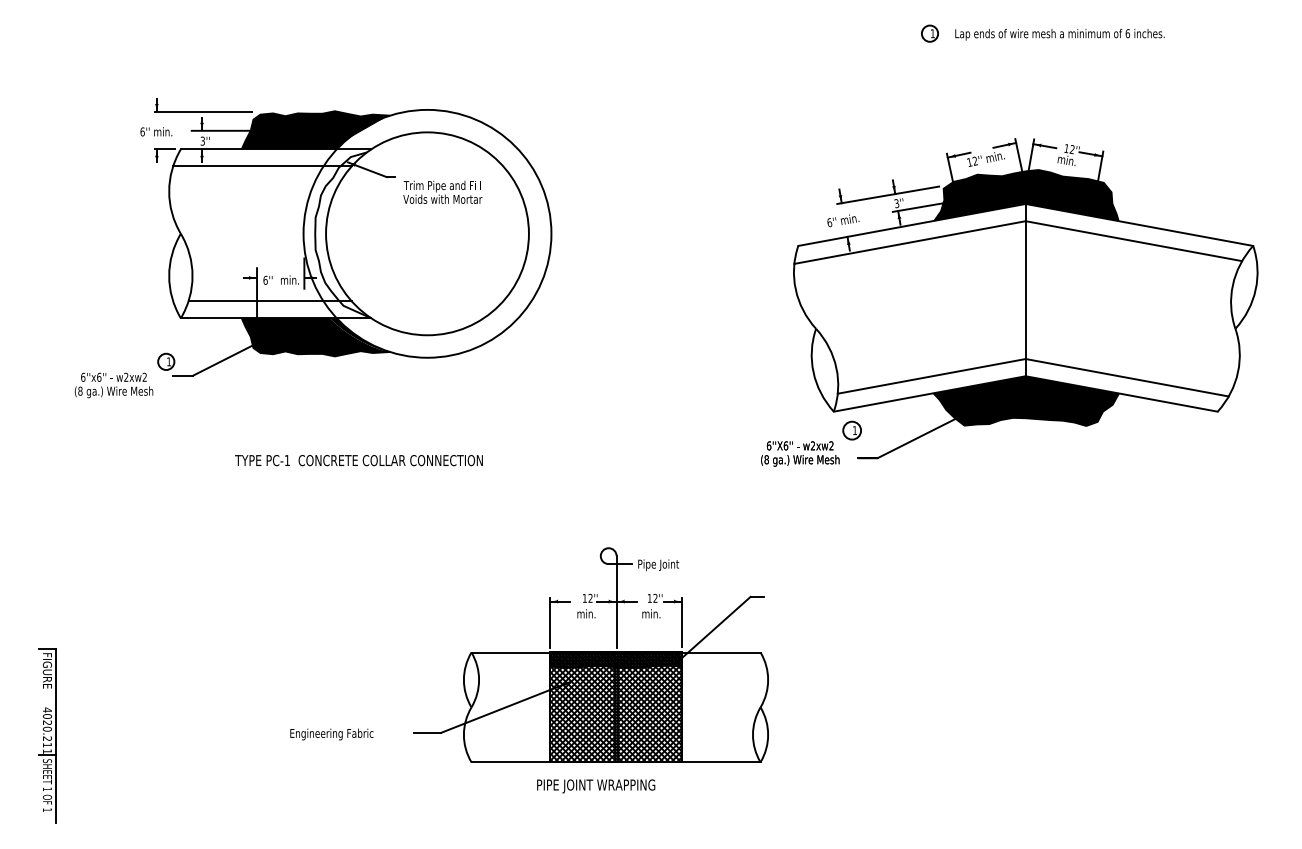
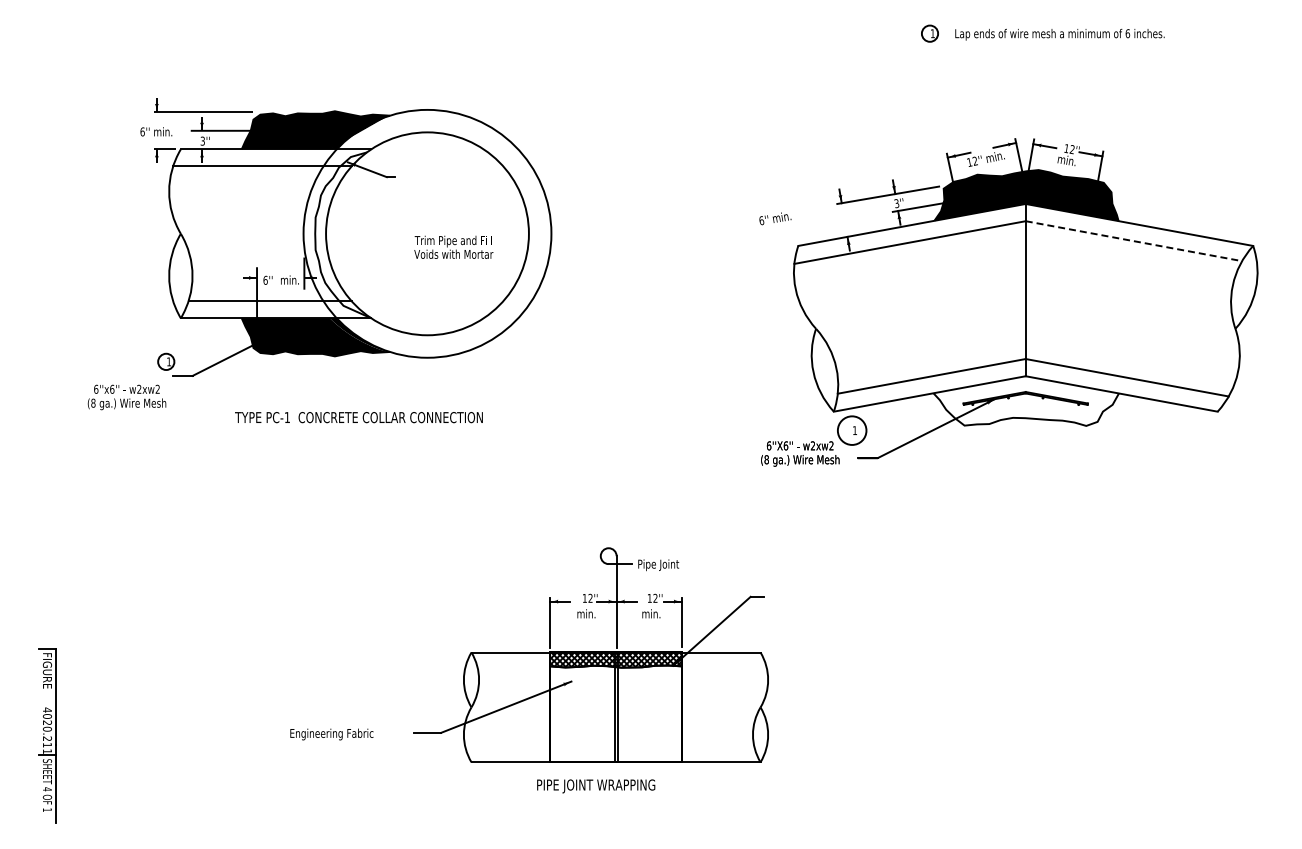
text position: (442, 191) -> (453, 246) (453, 246)
text position: (843, 220) -> (775, 218) (775, 218)
line: solid -> dashed (1134, 241)
text position: (113, 385) -> (126, 397) (126, 397)
fill: present -> none (1025, 400)
circle diameter: 18 px -> 29 px (851, 430)
text position: (358, 460) -> (358, 417) (358, 417)
hatch: present -> none (615, 707)
text: 1 -> 4 (47, 789)
